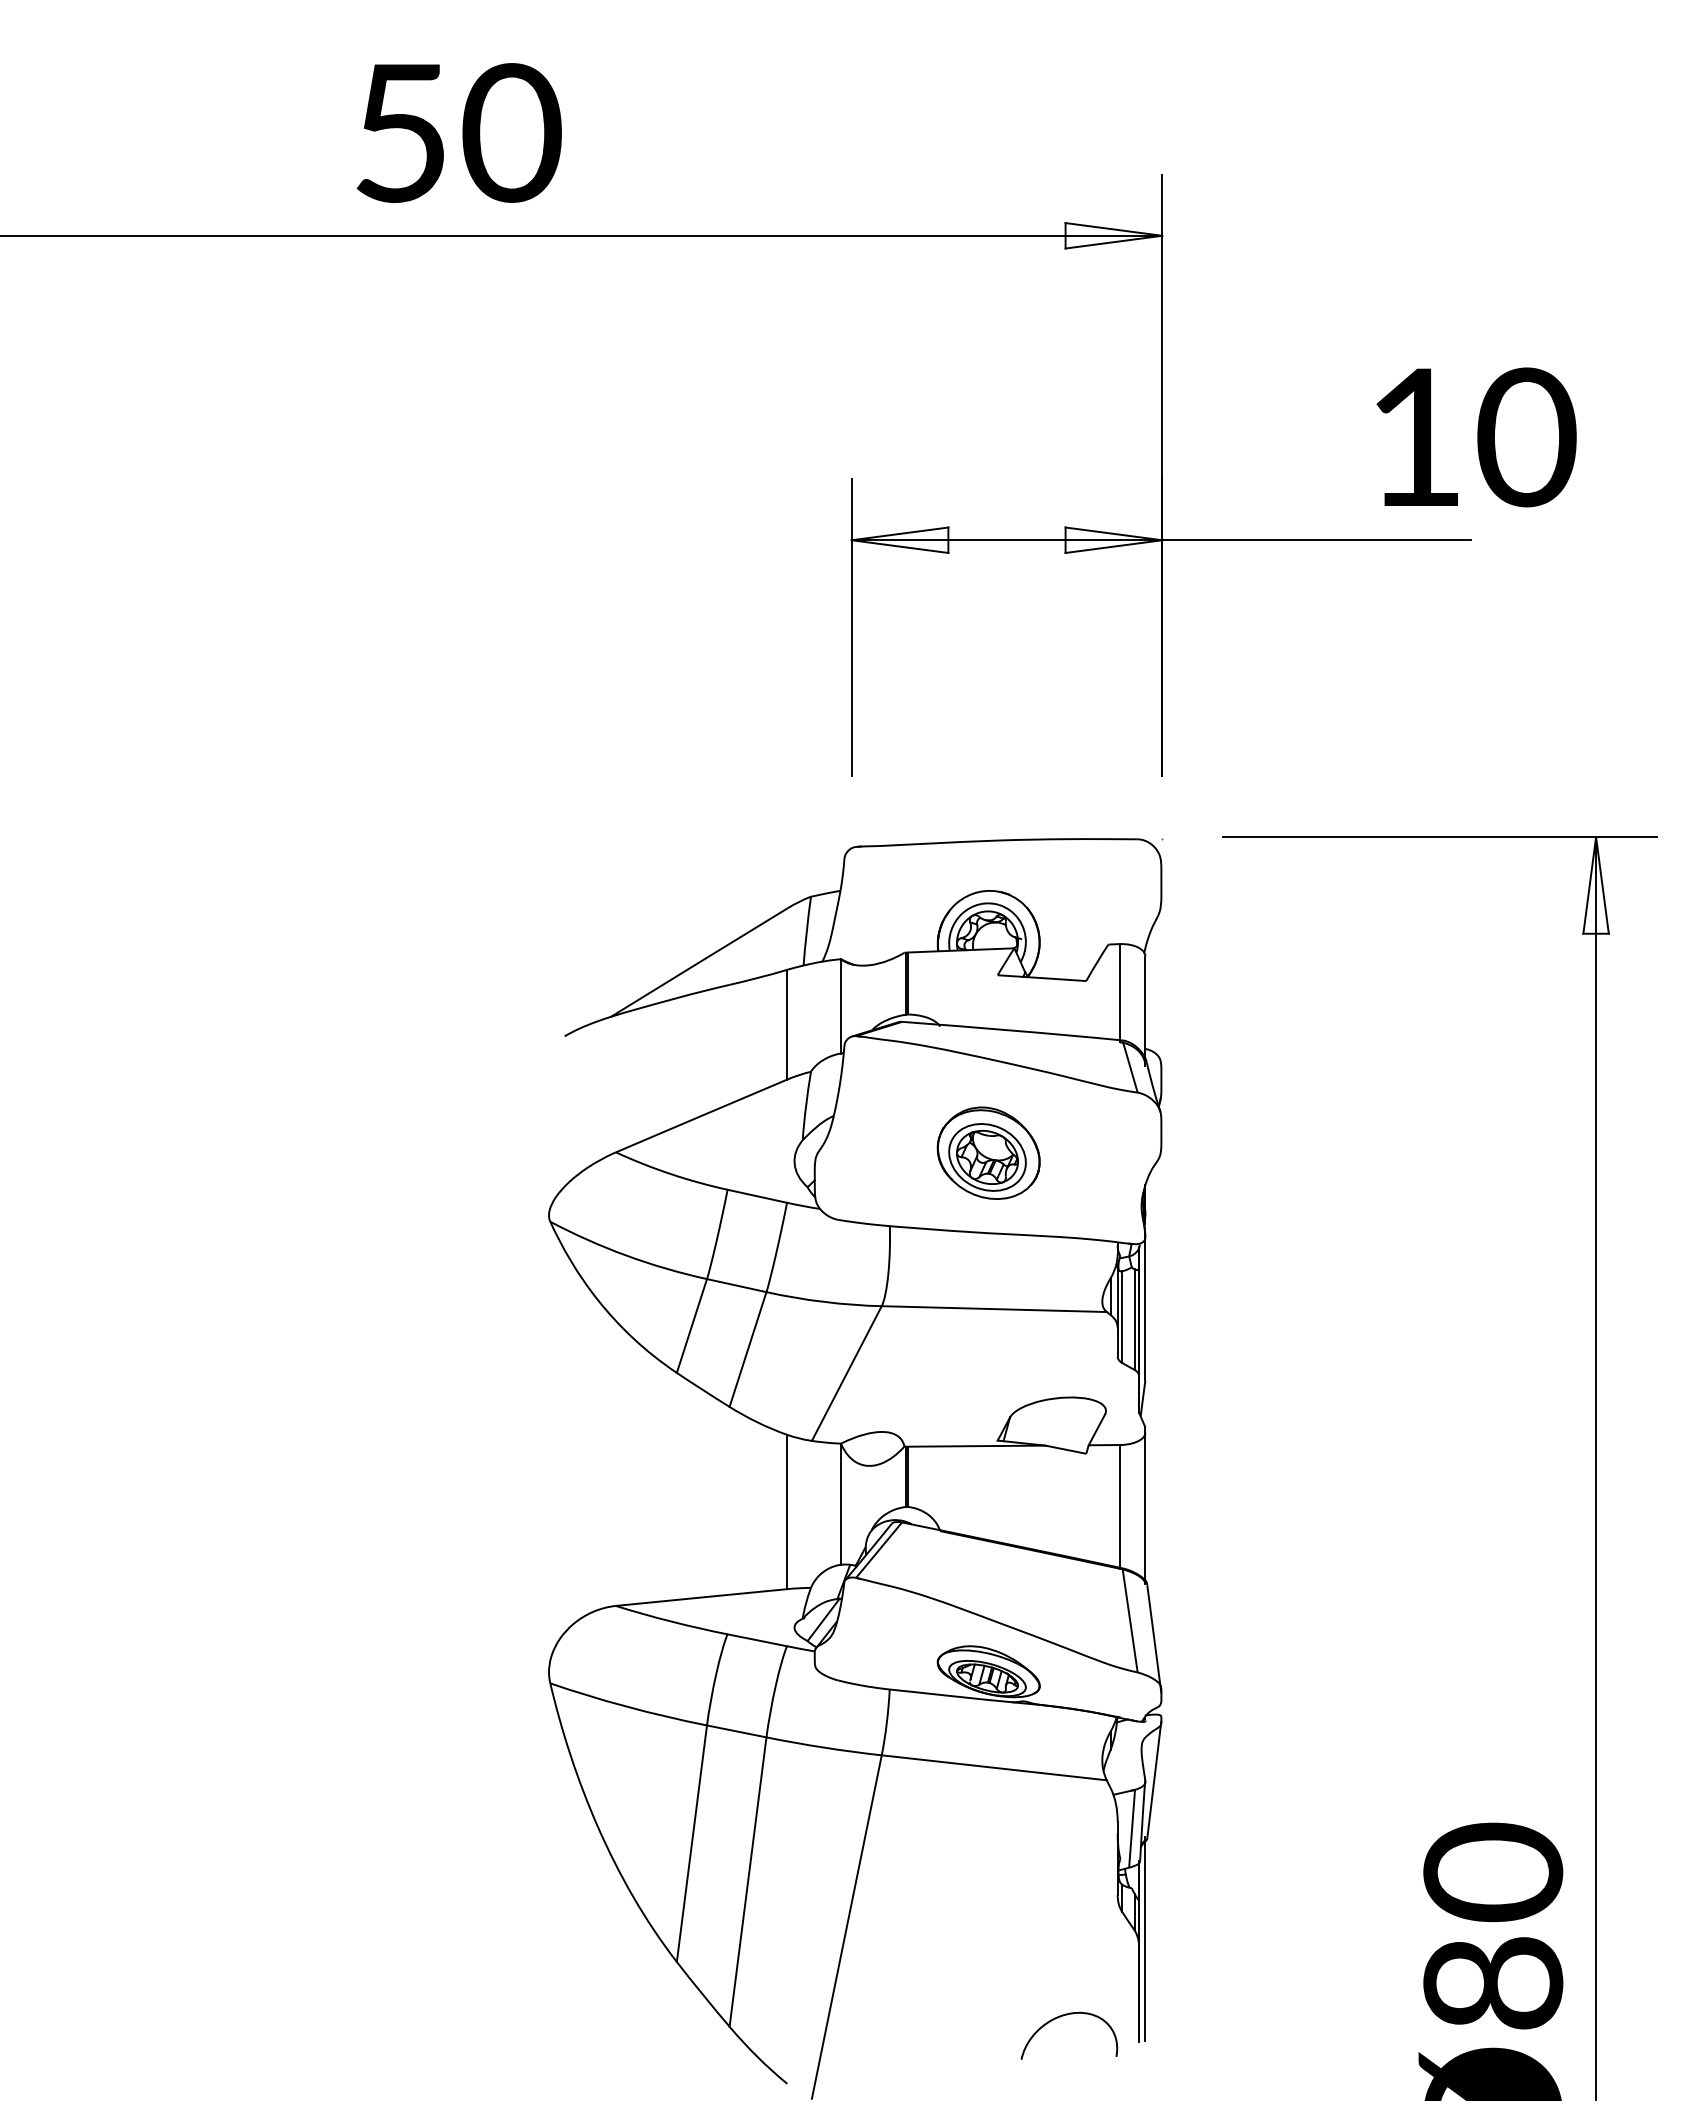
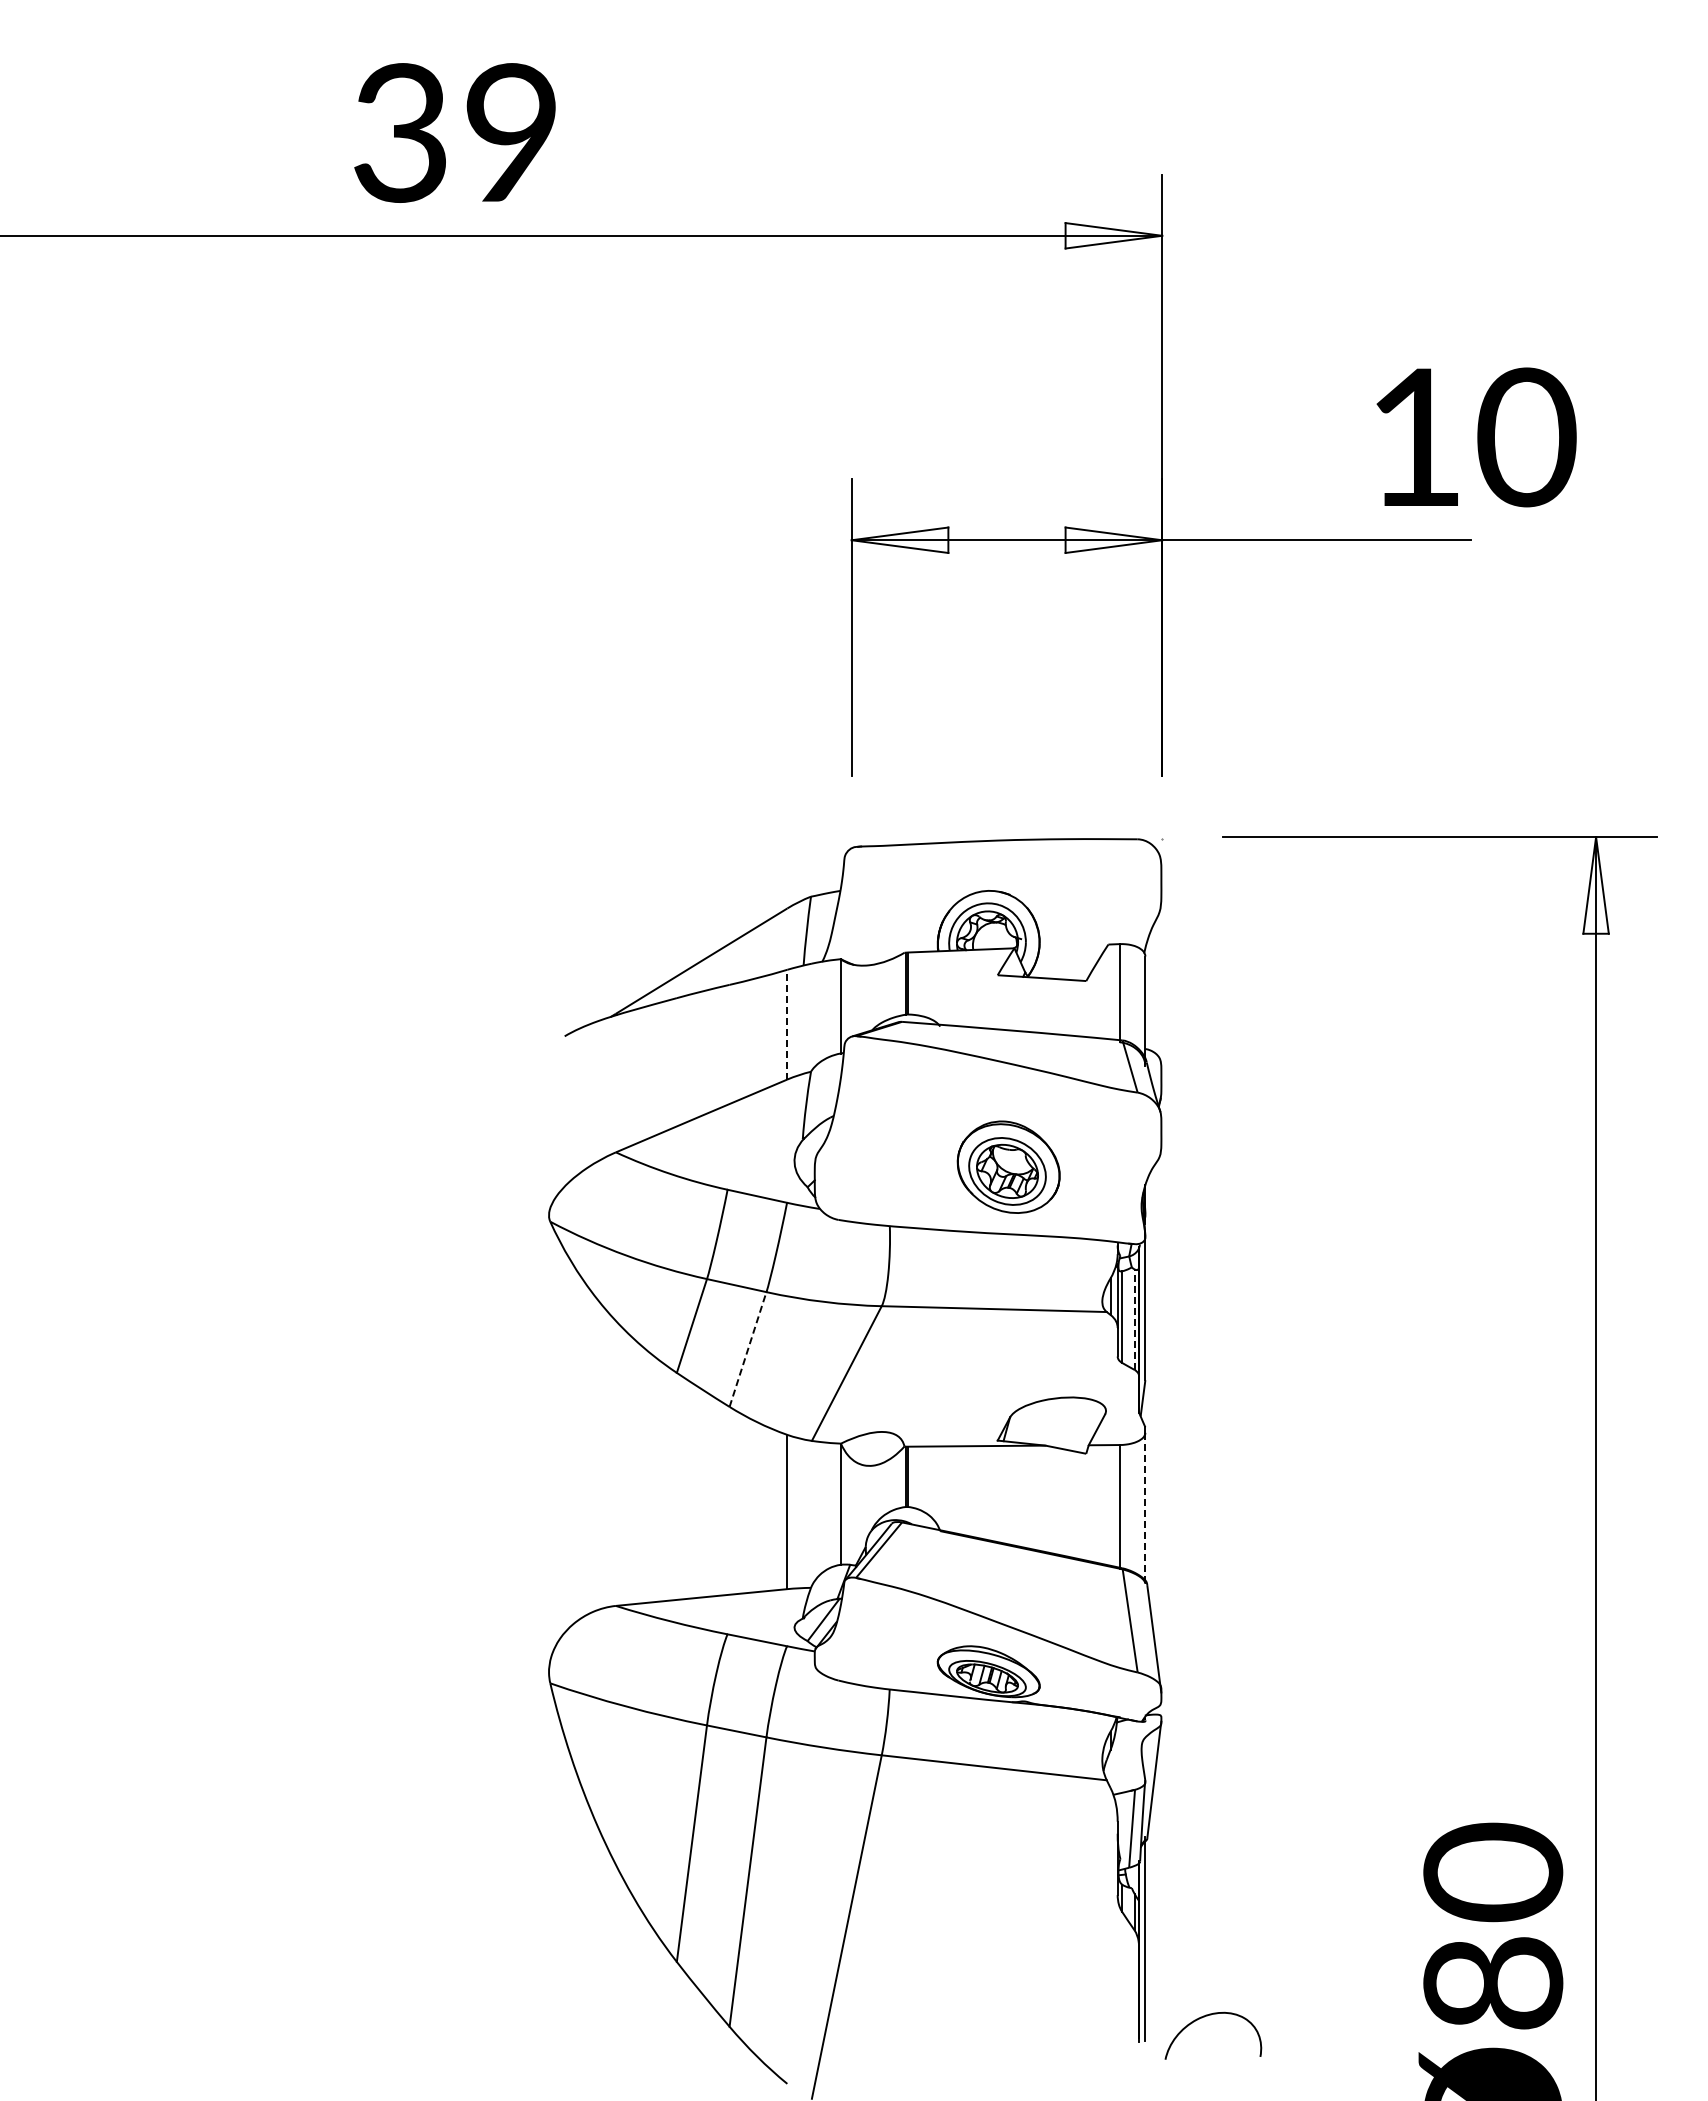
text: 50 -> 39 (457, 132)
line: solid -> dashed (787, 1024)
part position: (988, 1152) -> (1008, 1166) (1008, 1166)
line: solid -> dashed (1134, 1319)
line: solid -> dashed (748, 1349)
line: solid -> dashed (1145, 1508)
curve position: (1063, 2016) -> (1207, 2016) (1207, 2016)
